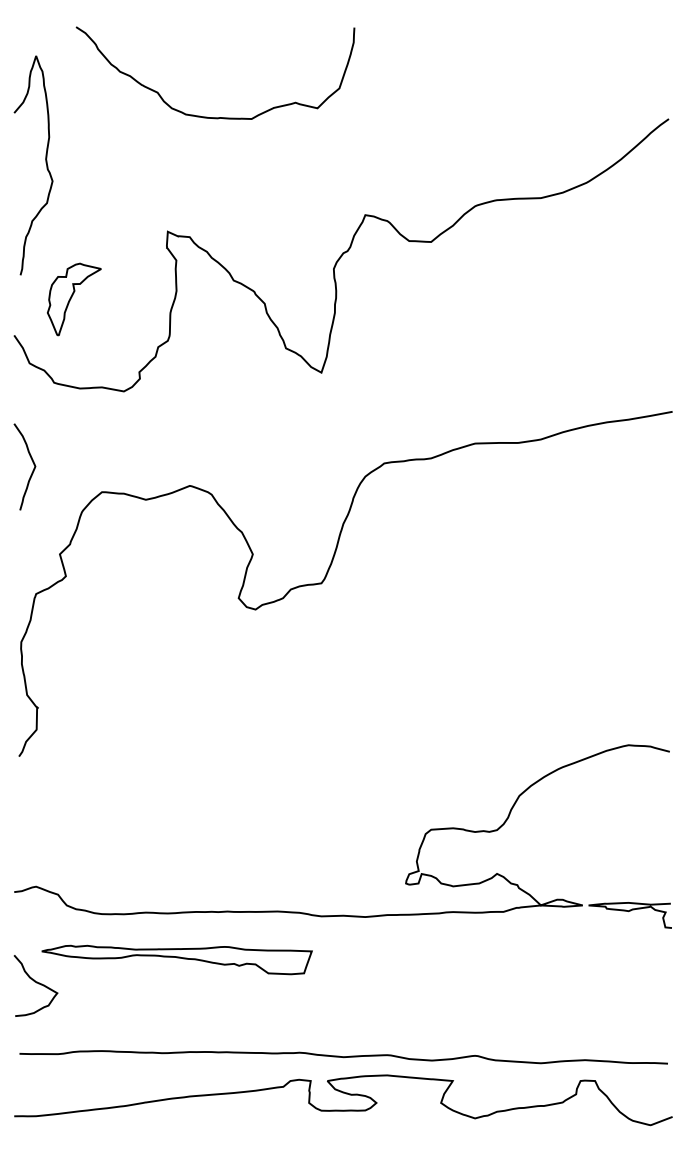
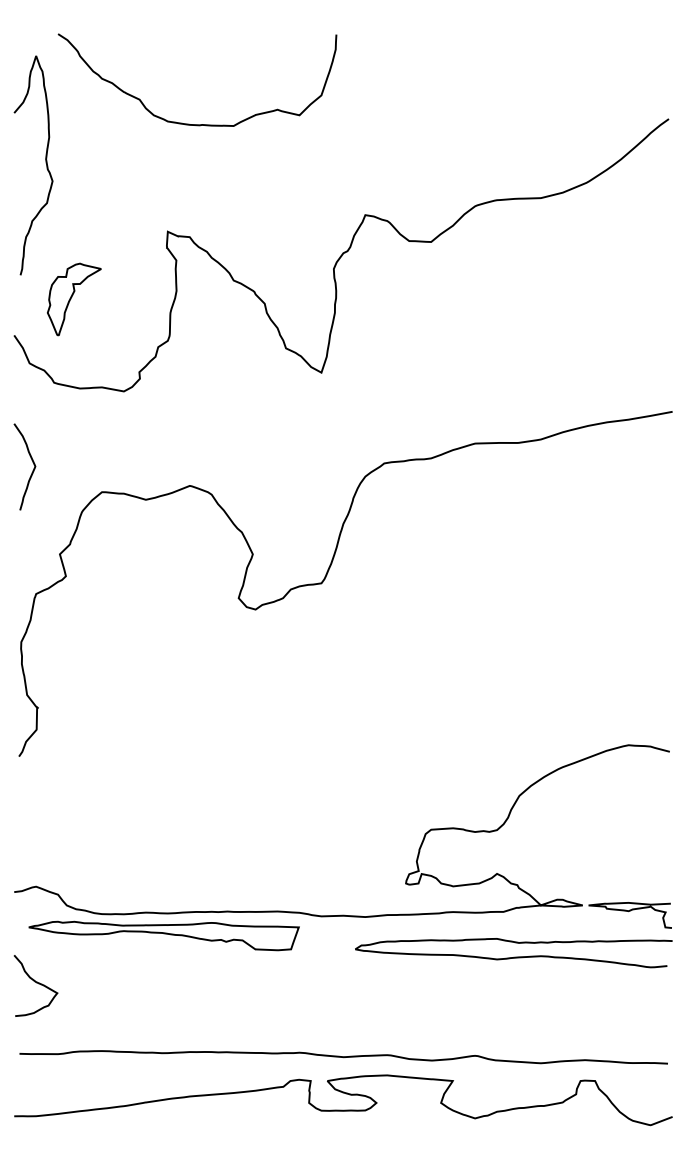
curve position: (207, 116) -> (189, 123) (189, 123)
curve: none -> present (514, 956)
part position: (176, 959) -> (163, 935) (163, 935)
